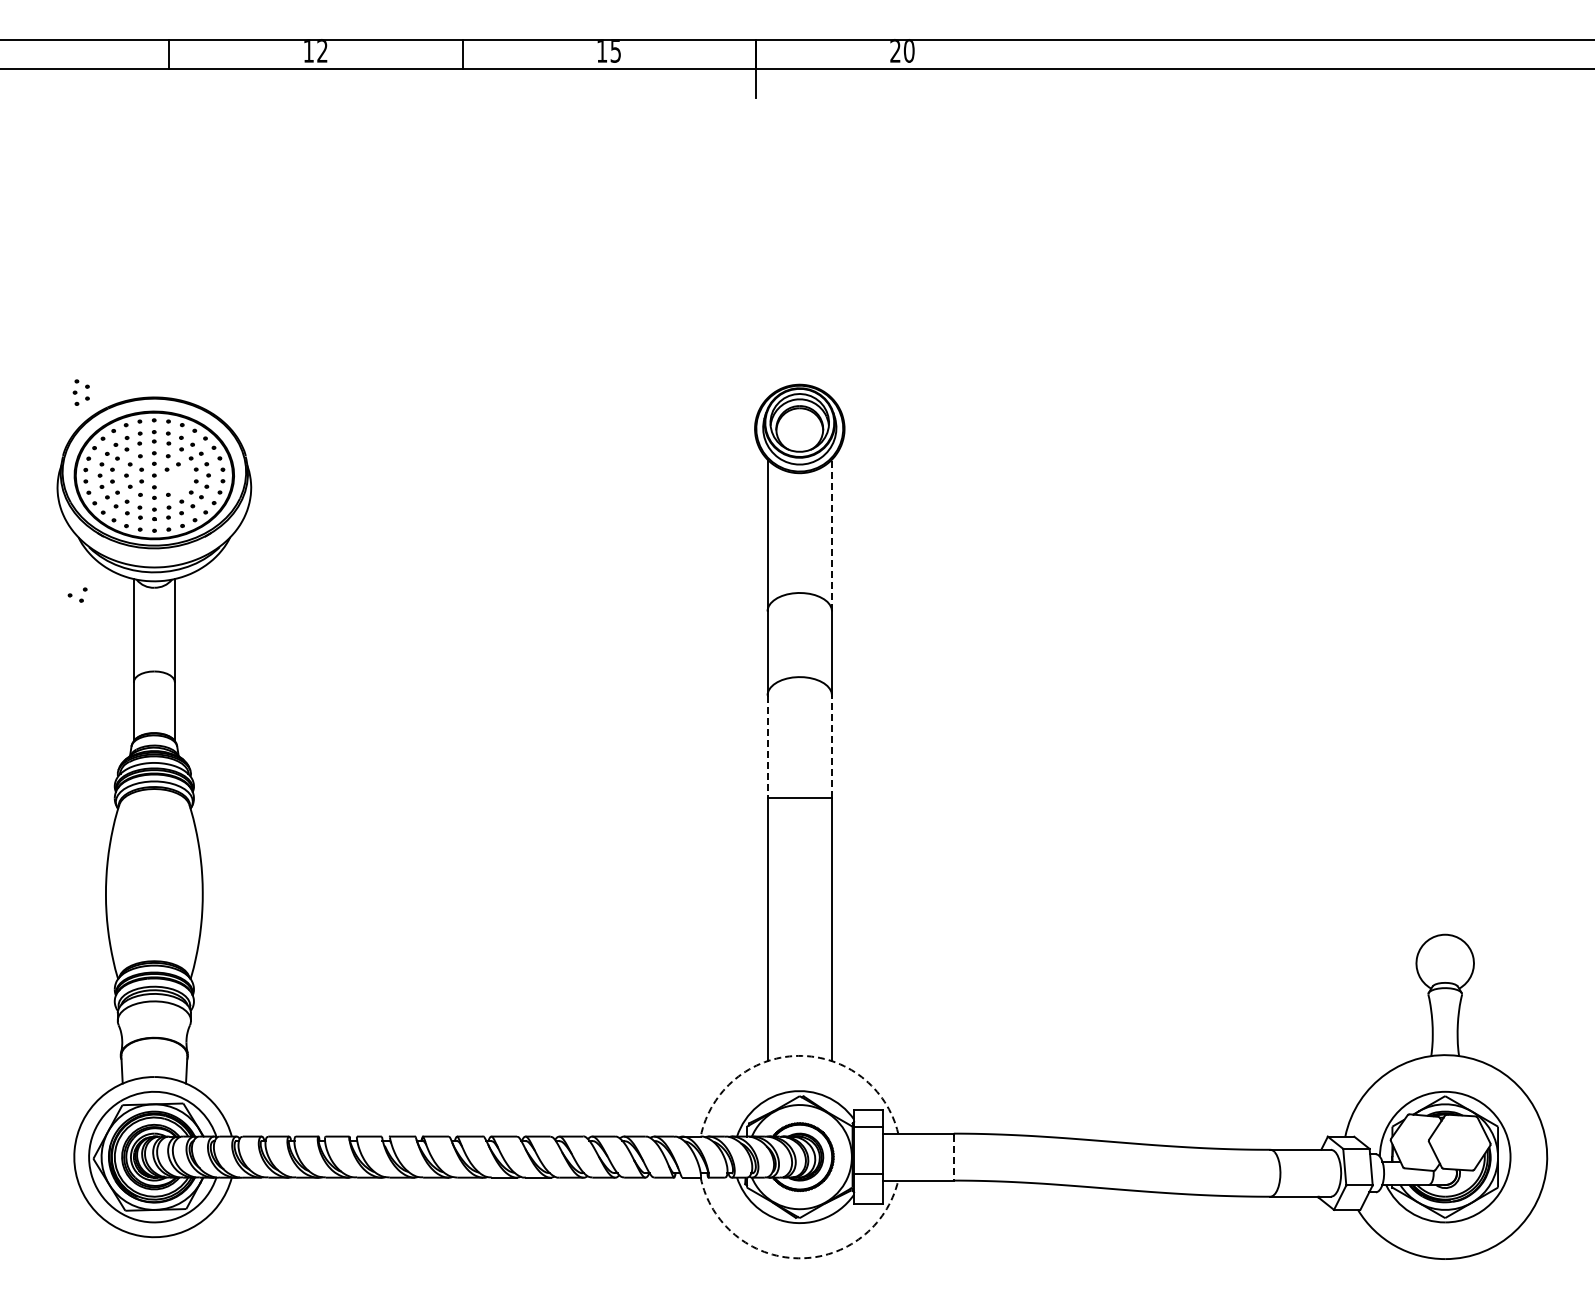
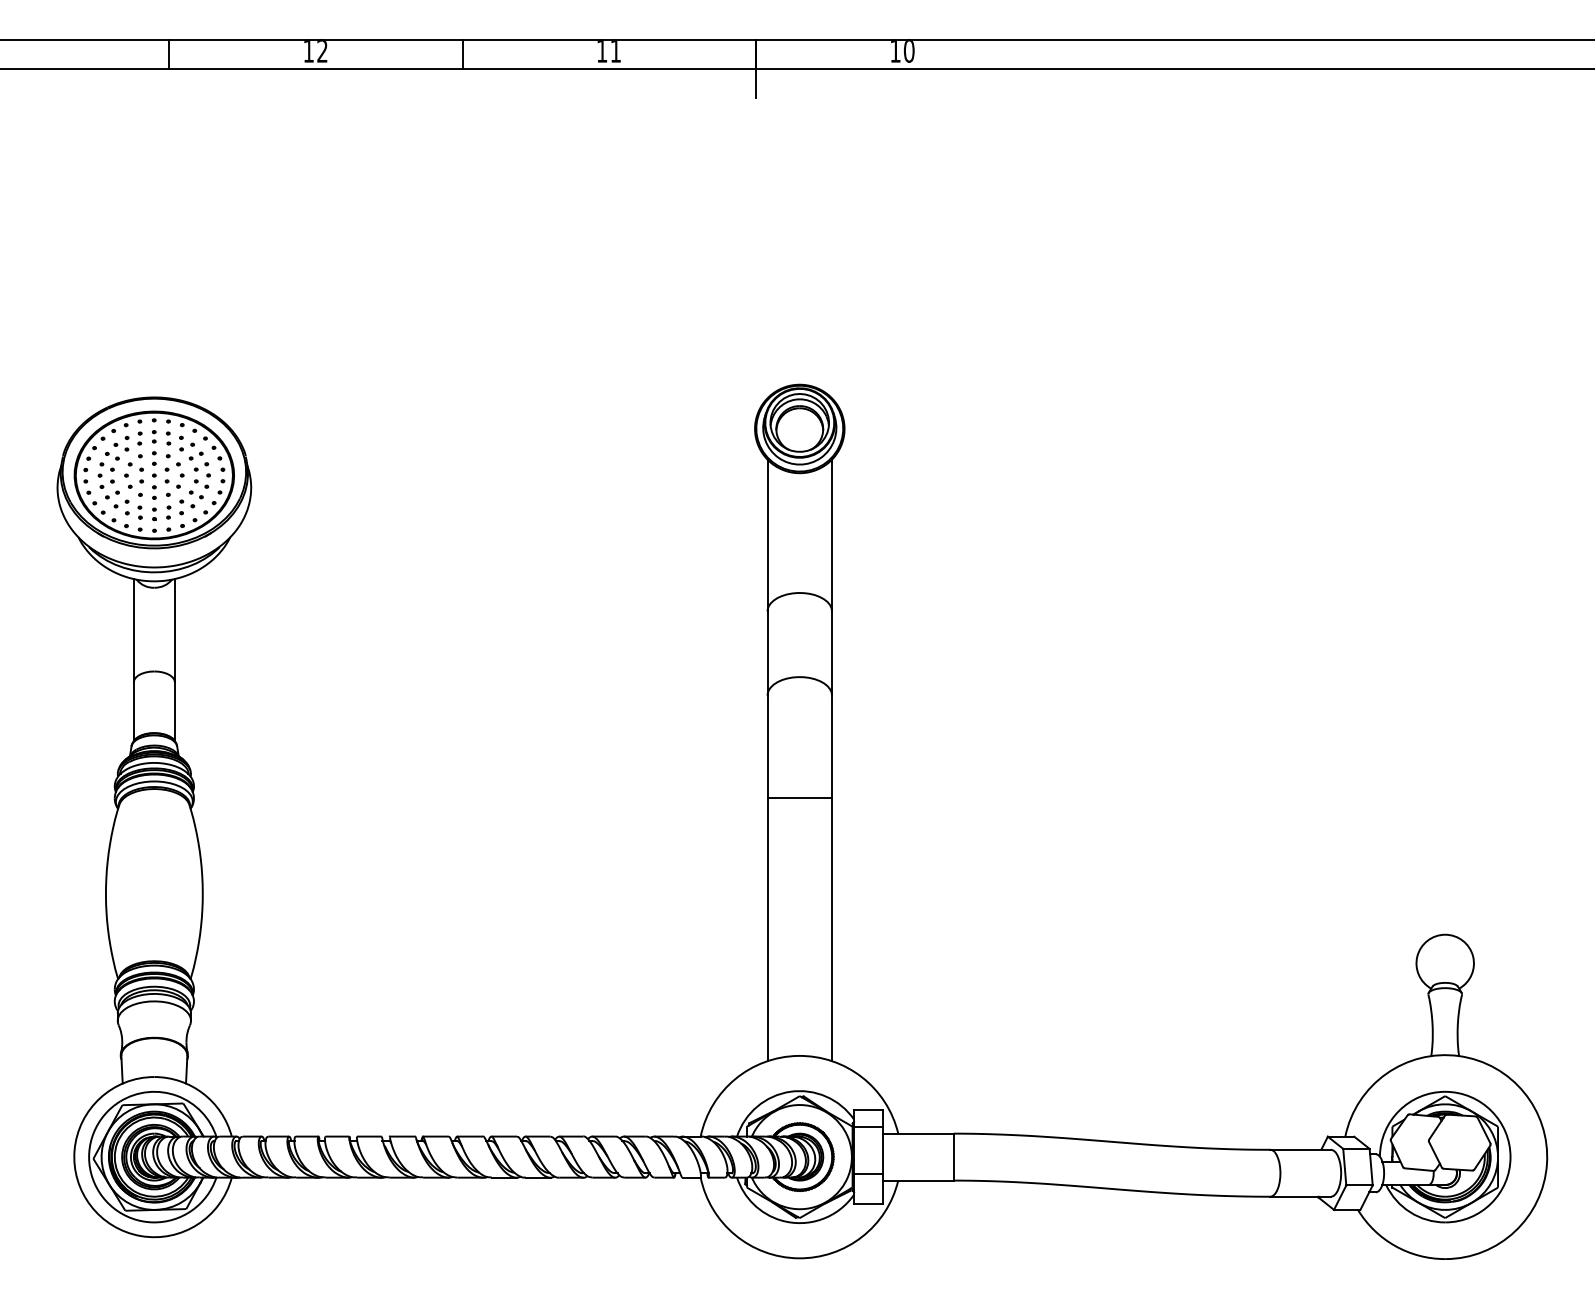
text: 15 -> 11 (615, 51)
text: 20 -> 10 (895, 51)
part: present -> none (80, 392)
line: dashed -> solid (832, 534)
part position: (77, 594) -> (174, 480) (174, 480)
line: dashed -> solid (832, 746)
line: dashed -> solid (767, 747)
arc: dashed -> solid (798, 1055)
line: dashed -> solid (953, 1157)
arc: dashed -> solid (798, 1258)
